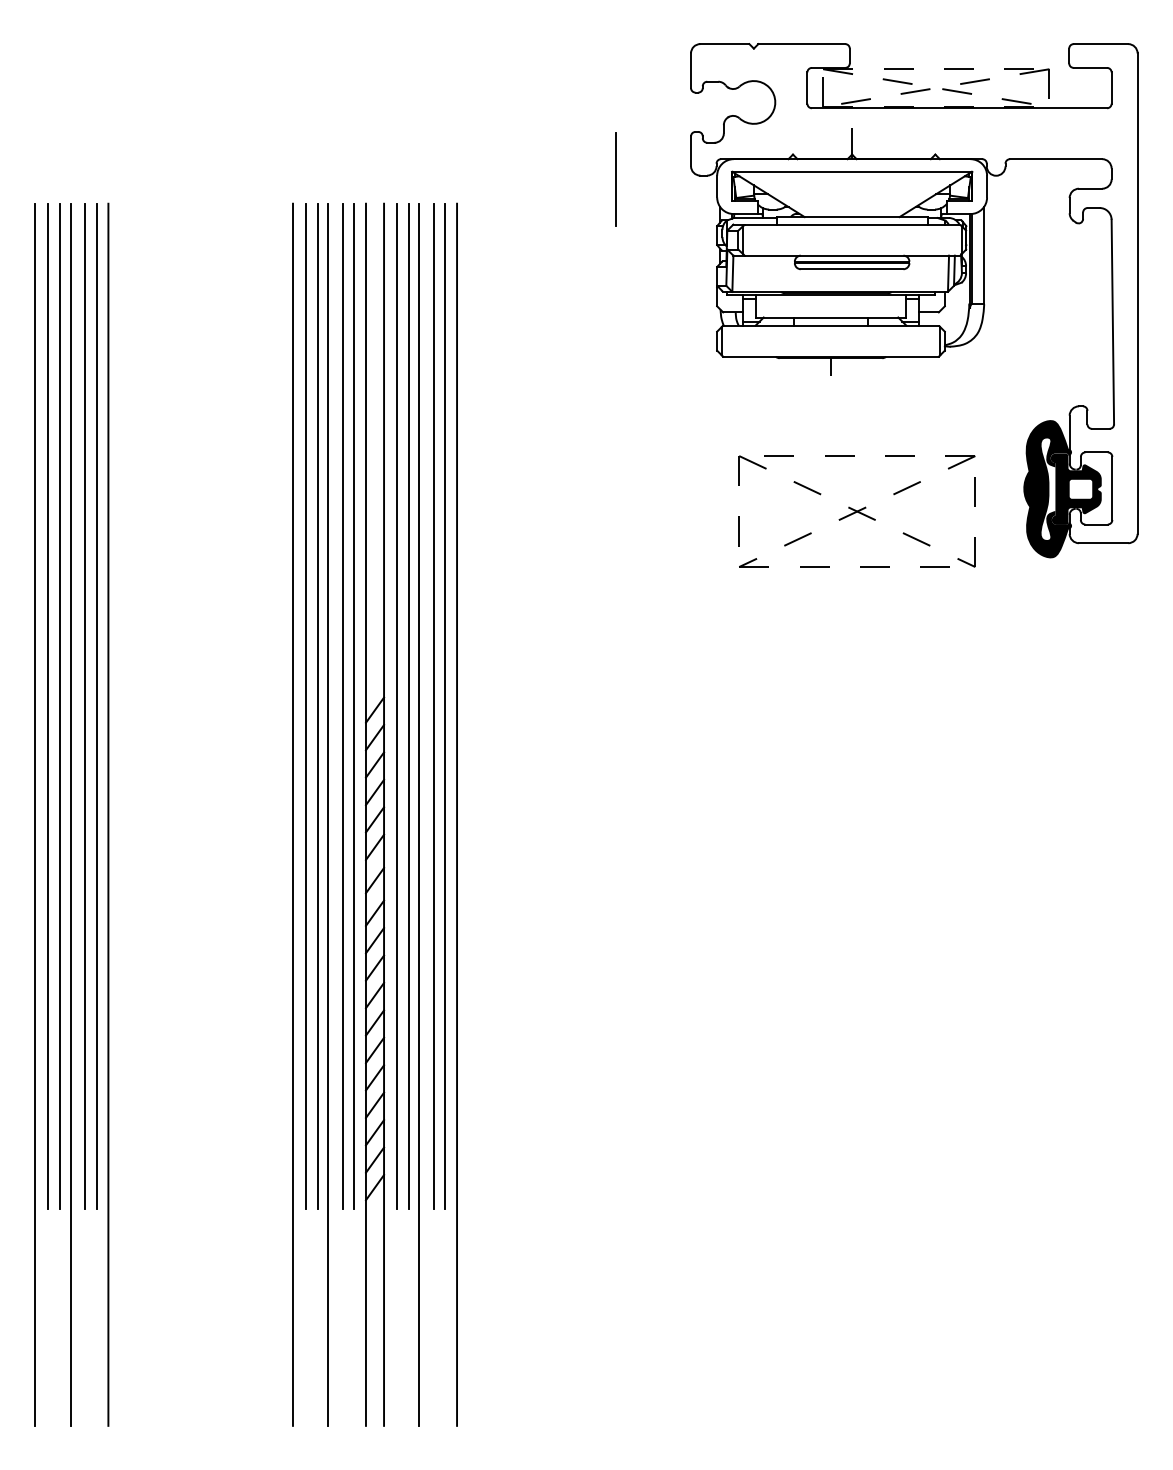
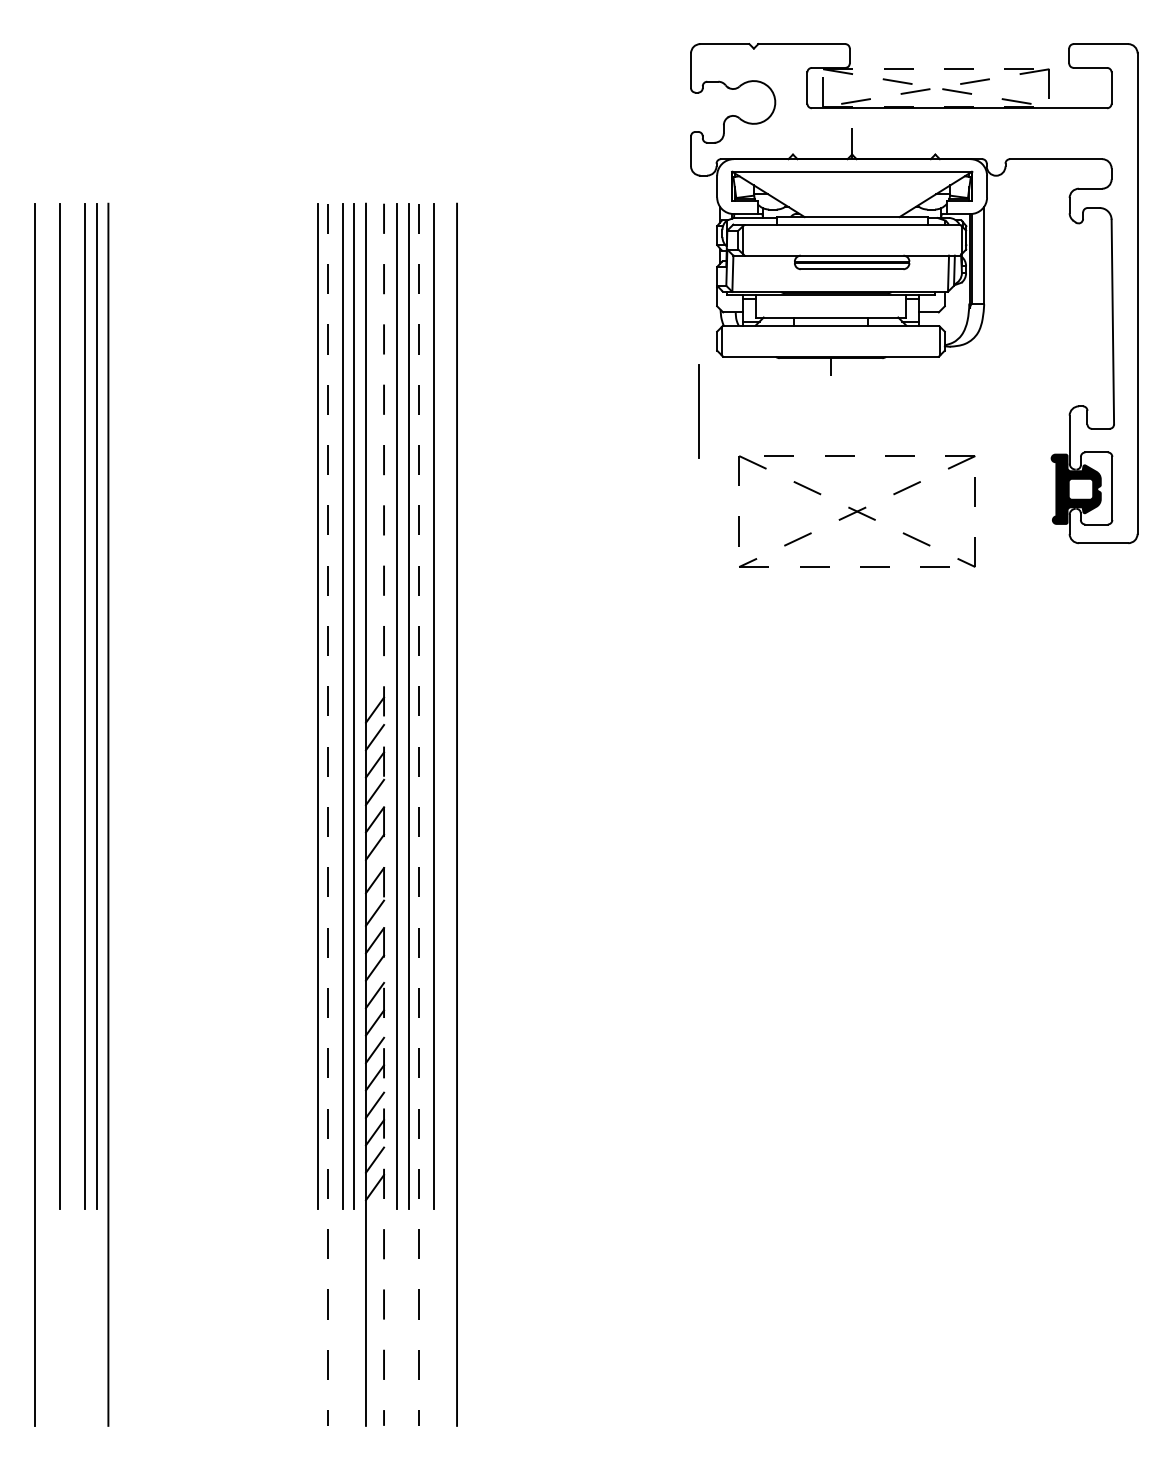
line position: (615, 179) -> (698, 411) (698, 411)
fill: present -> none (1047, 489)
line: present -> none (48, 705)
line: present -> none (305, 705)
line: present -> none (445, 705)
line: present -> none (70, 814)
line: present -> none (292, 814)
line: solid -> dashed (328, 815)
line: solid -> dashed (384, 815)
line: solid -> dashed (419, 815)
